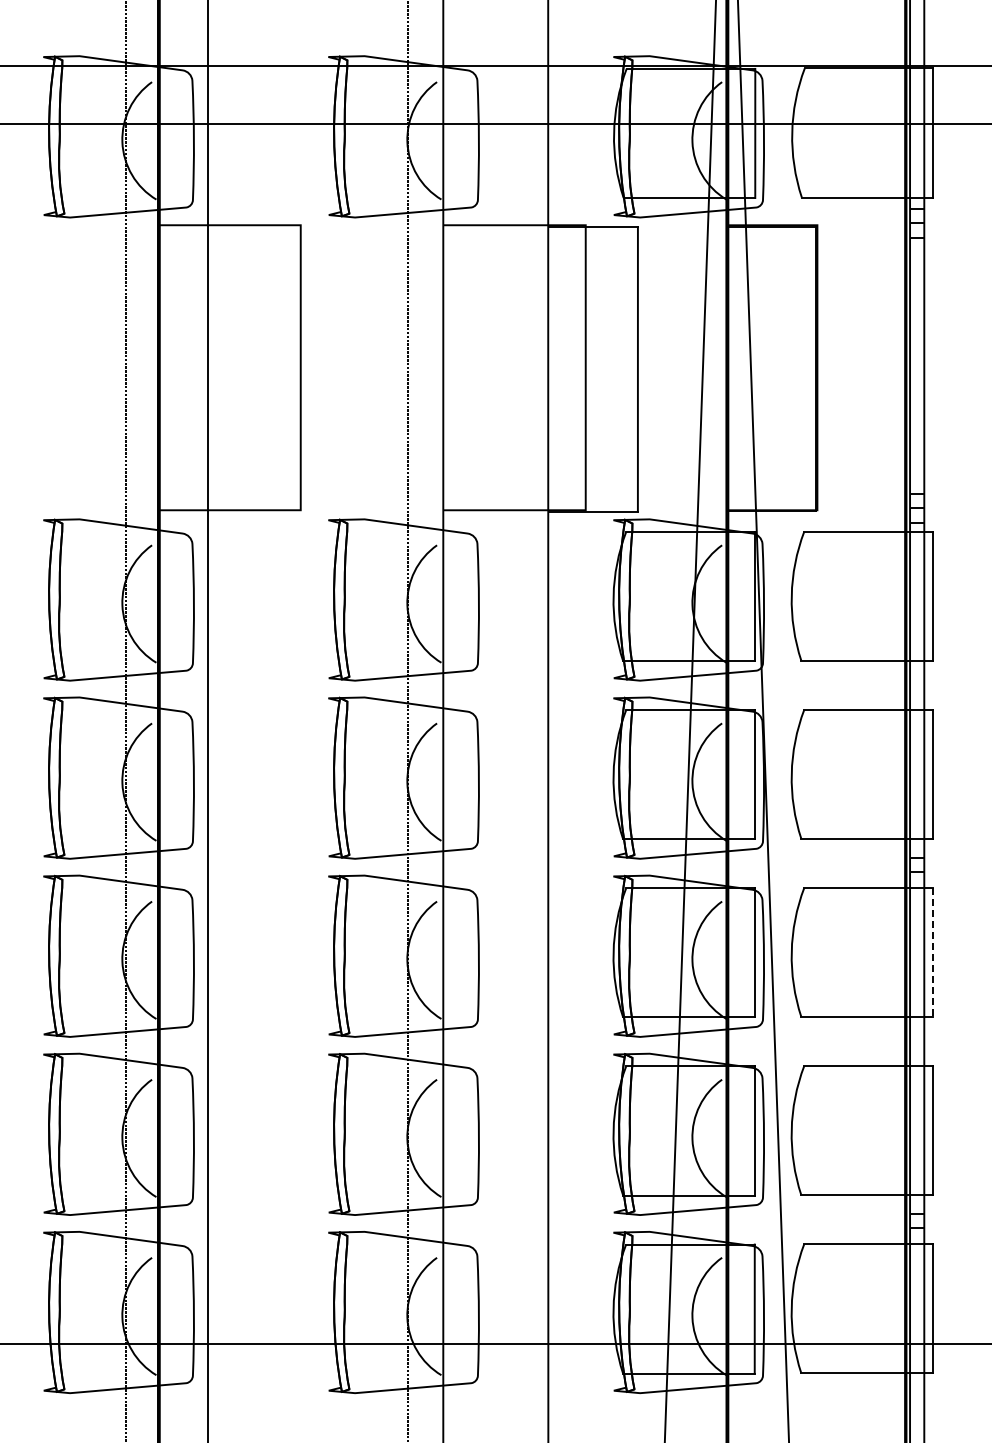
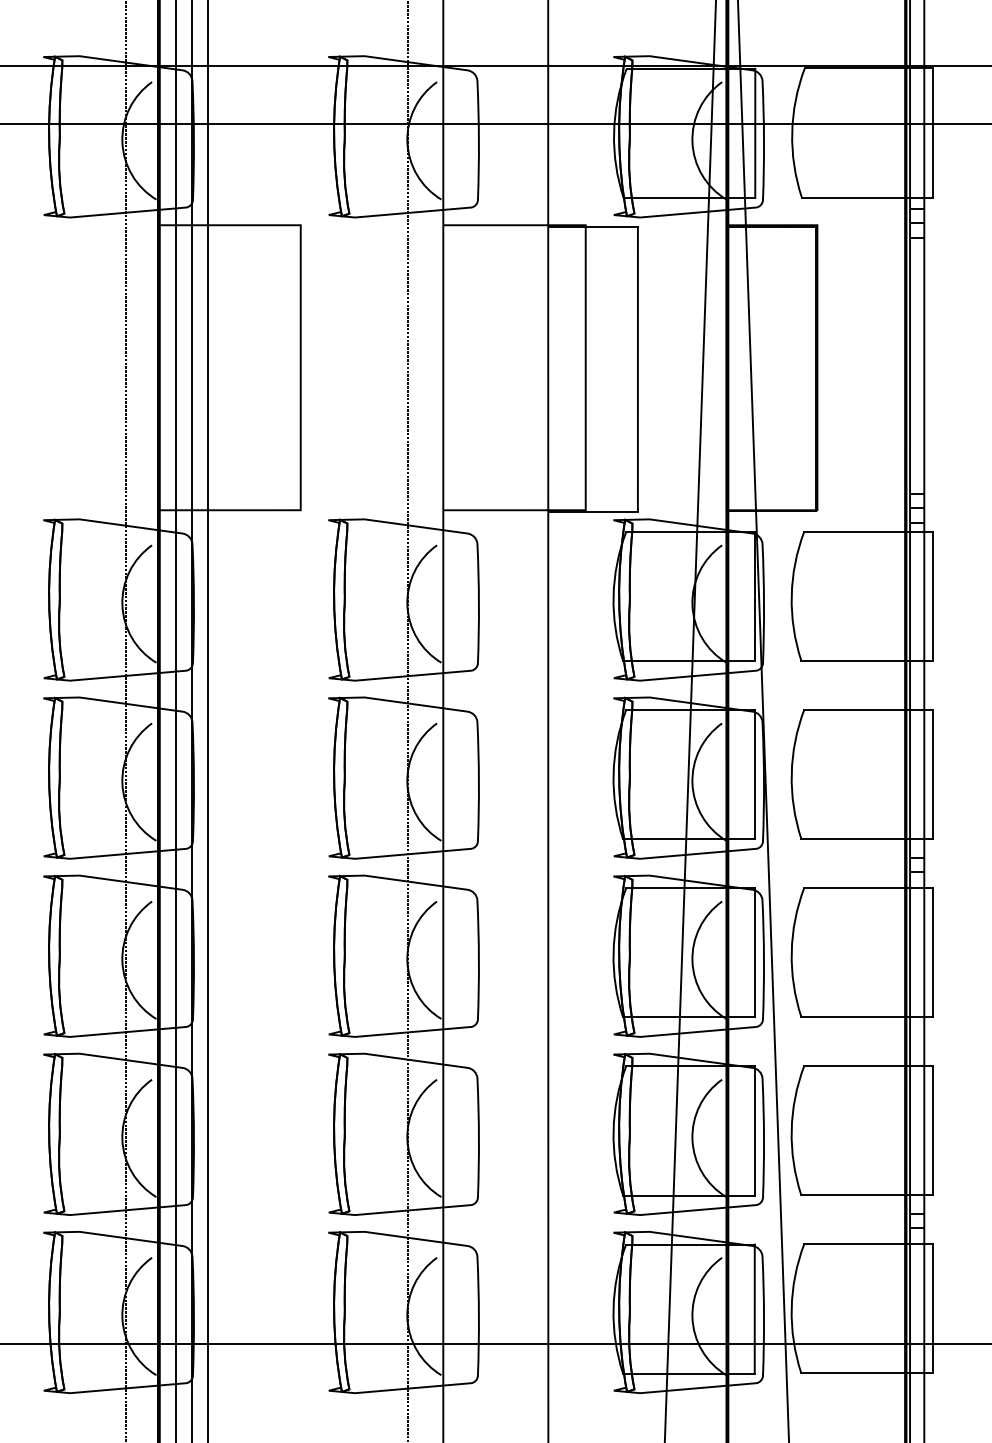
line: none -> present (175, 720)
line: none -> present (192, 720)
line: dashed -> solid (932, 952)
